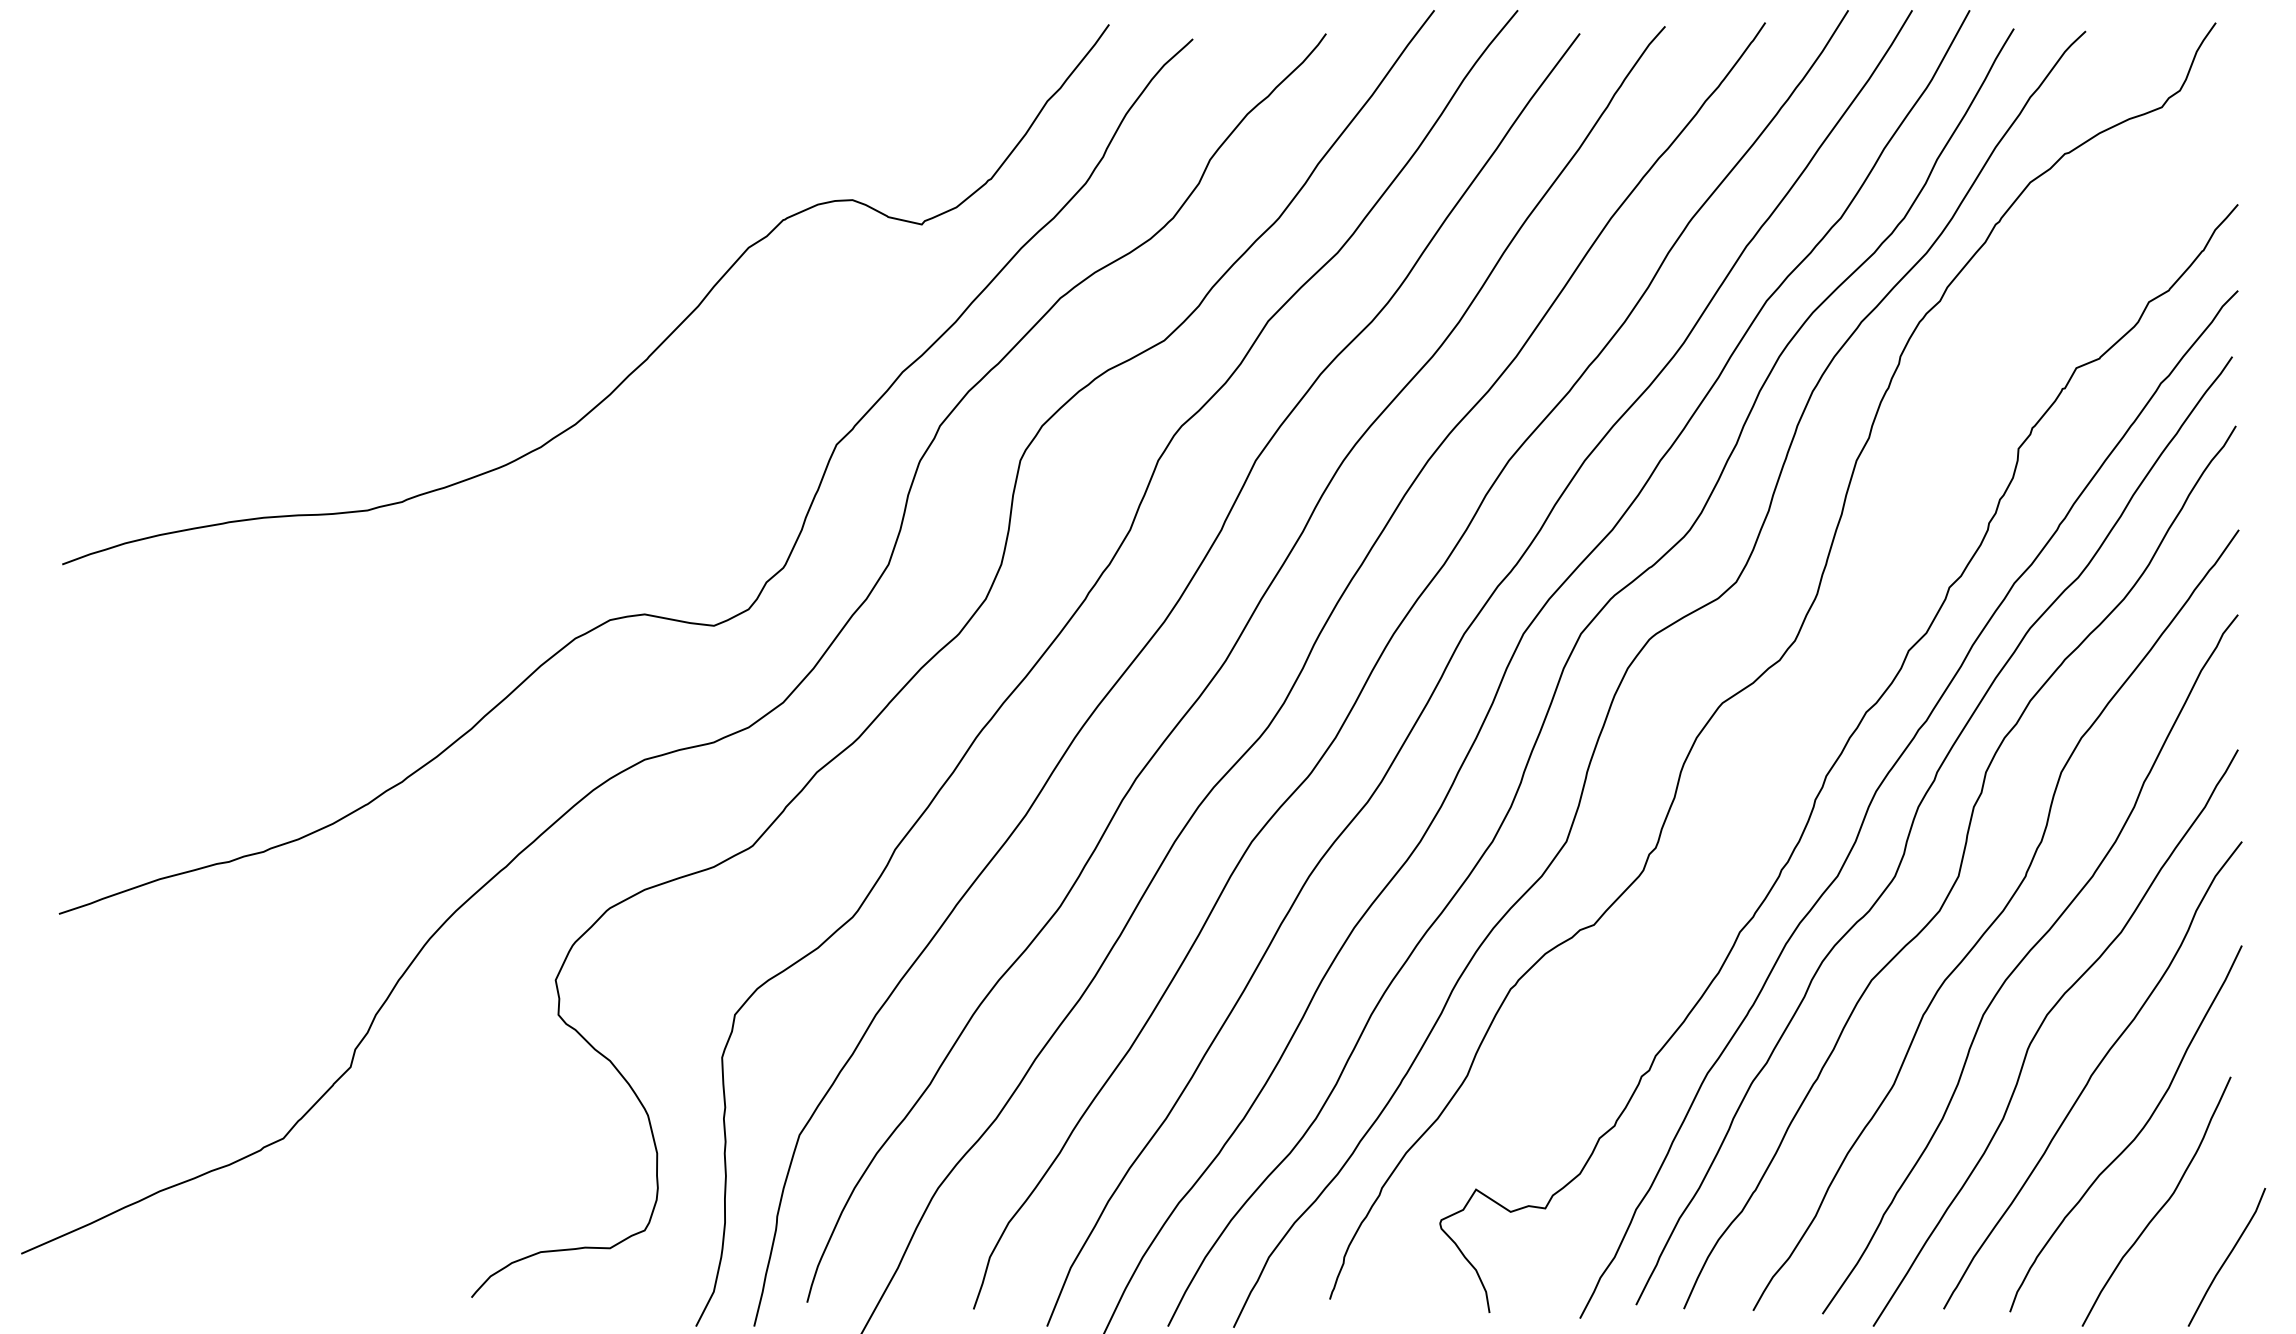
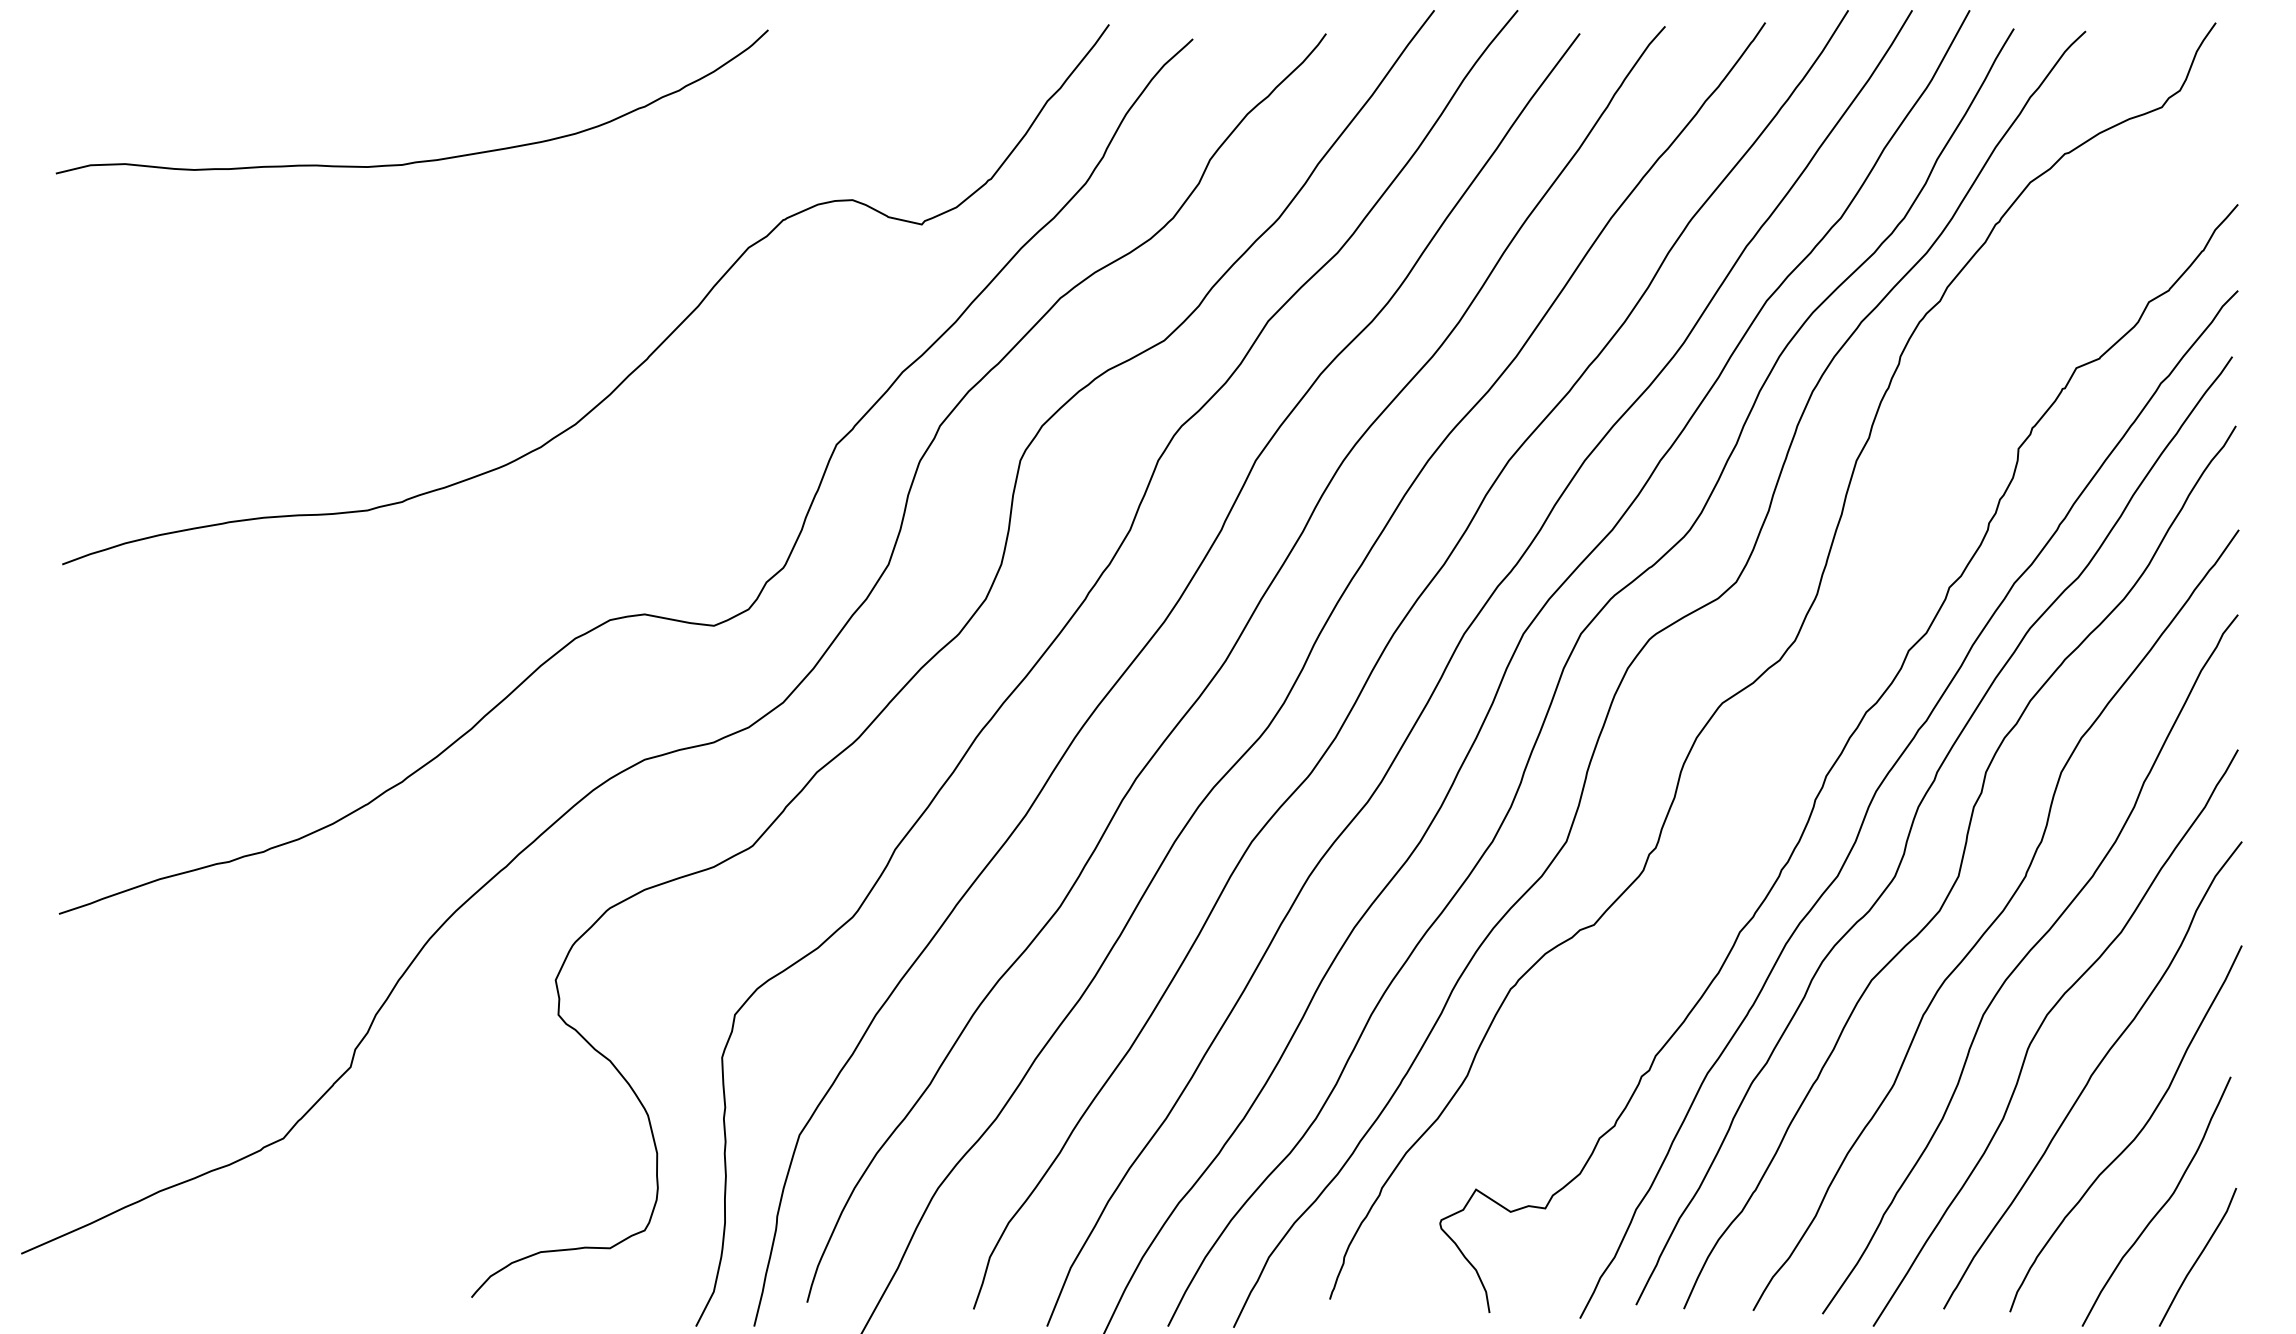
curve: none -> present (421, 160)
curve position: (2227, 1256) -> (2198, 1256) (2198, 1256)
